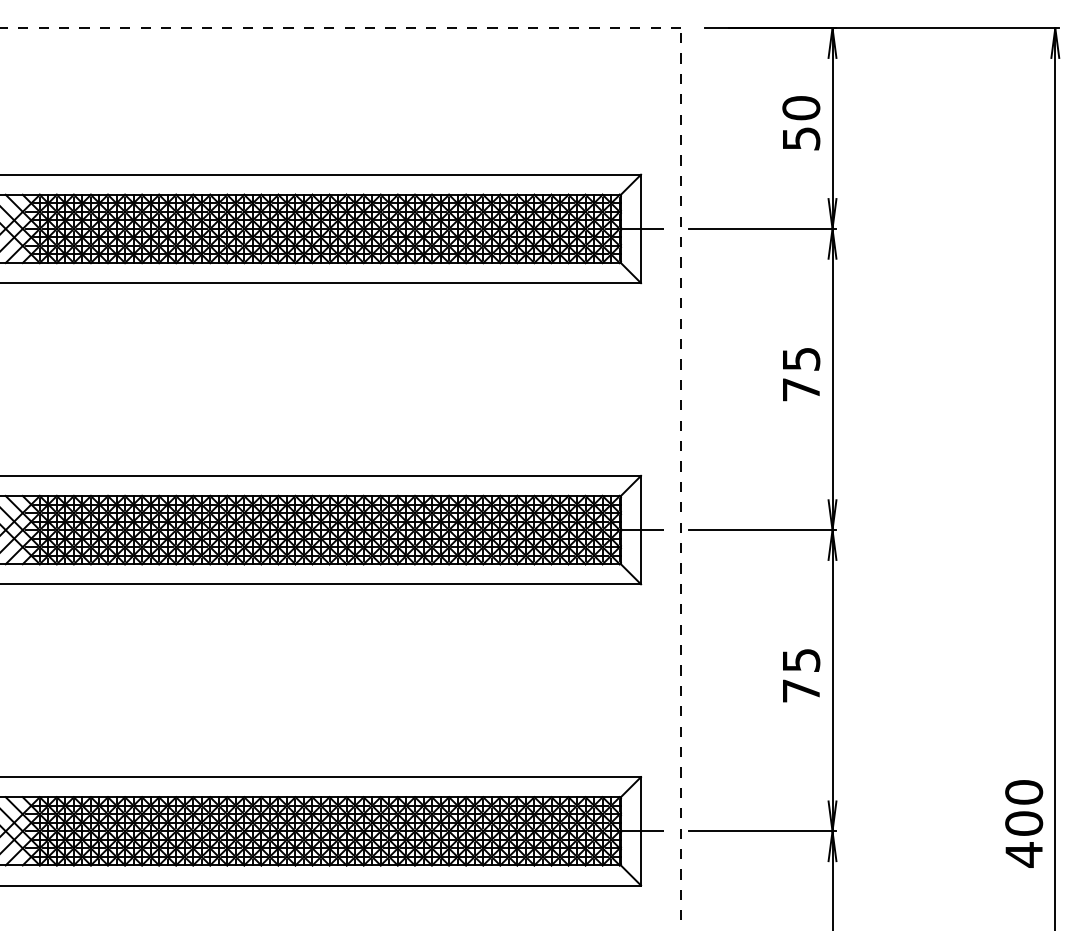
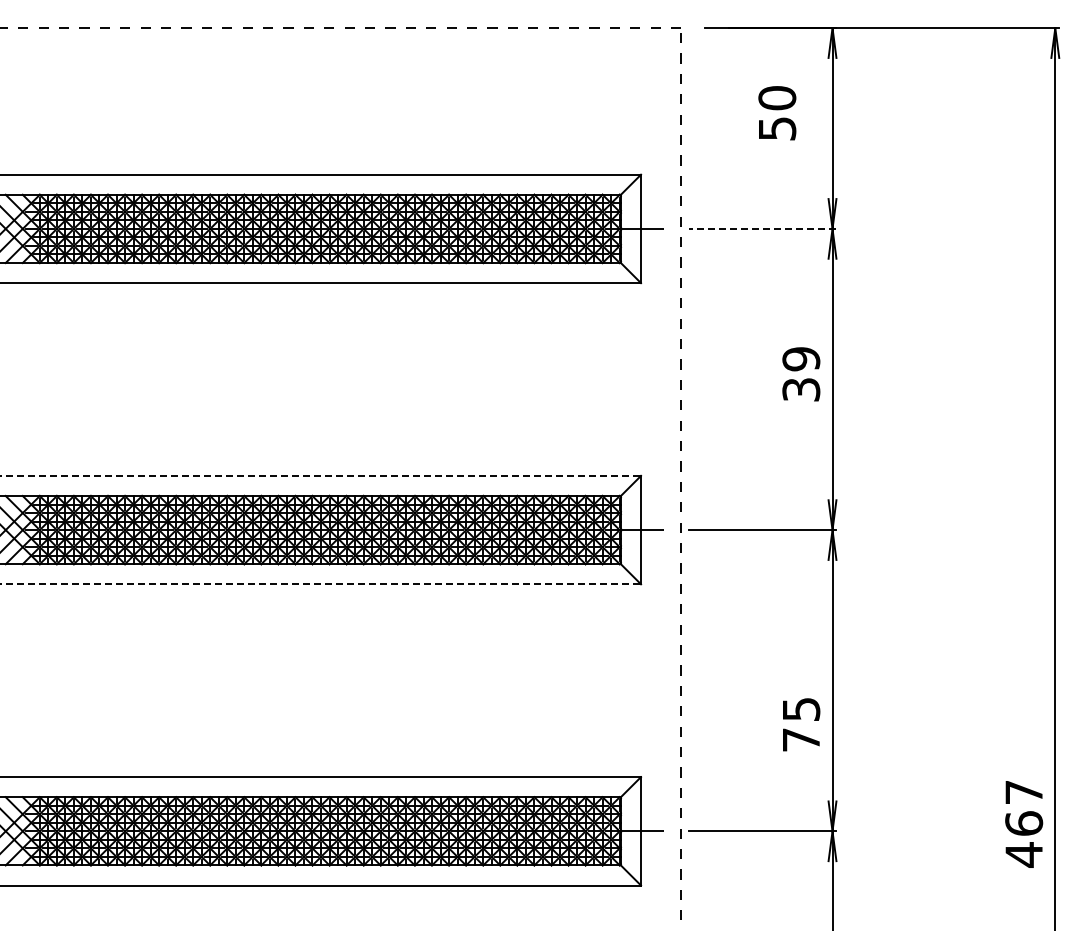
text position: (801, 123) -> (777, 113) (777, 113)
line: solid -> dashed (762, 228)
text: 75 -> 39 (801, 374)
line: solid -> dashed (321, 475)
line: solid -> dashed (321, 584)
text position: (801, 675) -> (801, 724) (801, 724)
text: 400 -> 467 (1024, 807)
